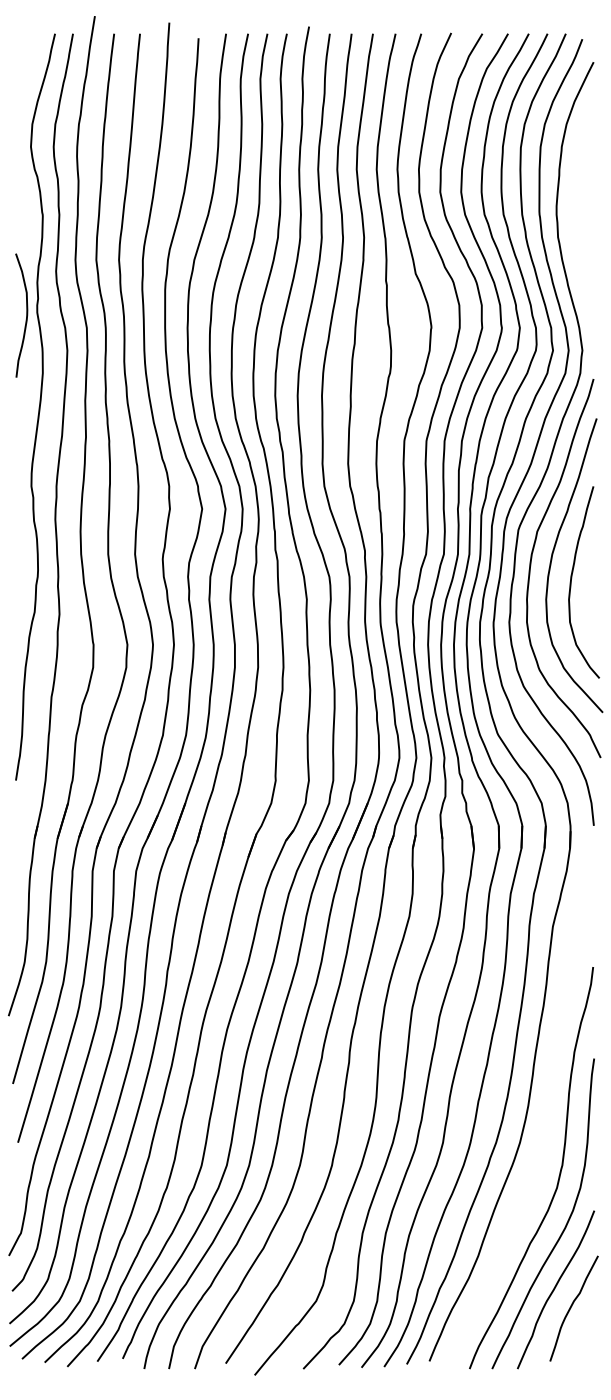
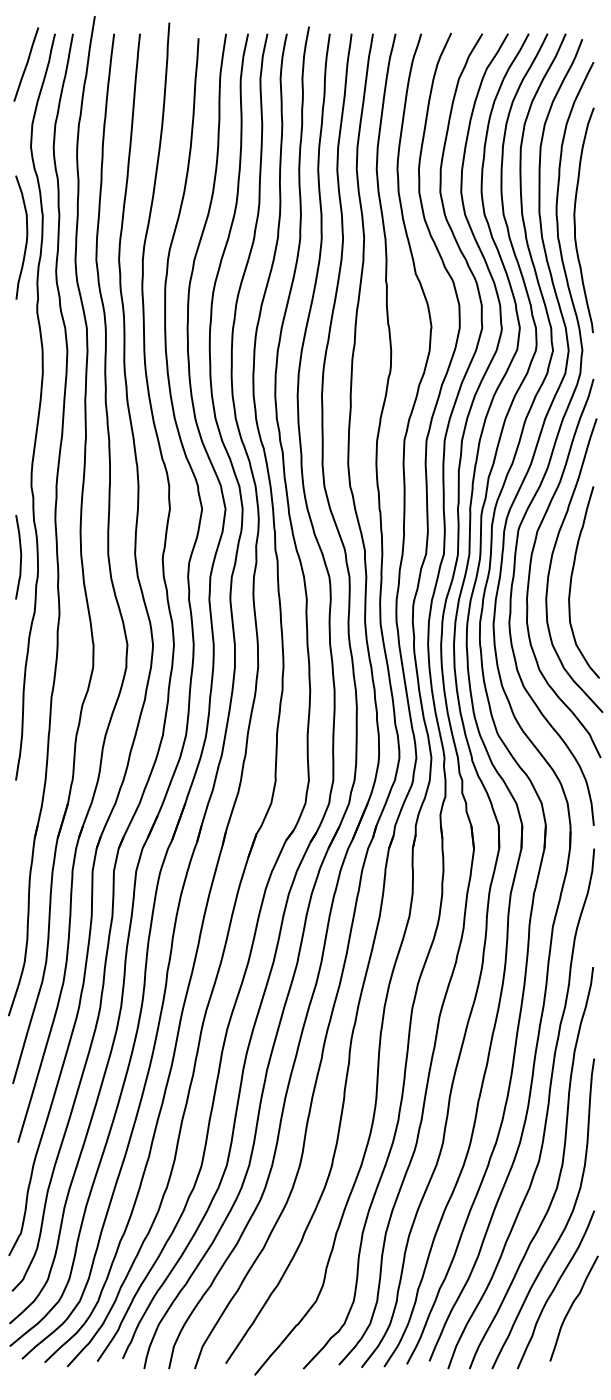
line: none -> present (26, 64)
curve: none -> present (575, 220)
curve position: (26, 315) -> (26, 237) (26, 237)
curve: none -> present (20, 557)
curve: none -> present (546, 1109)
